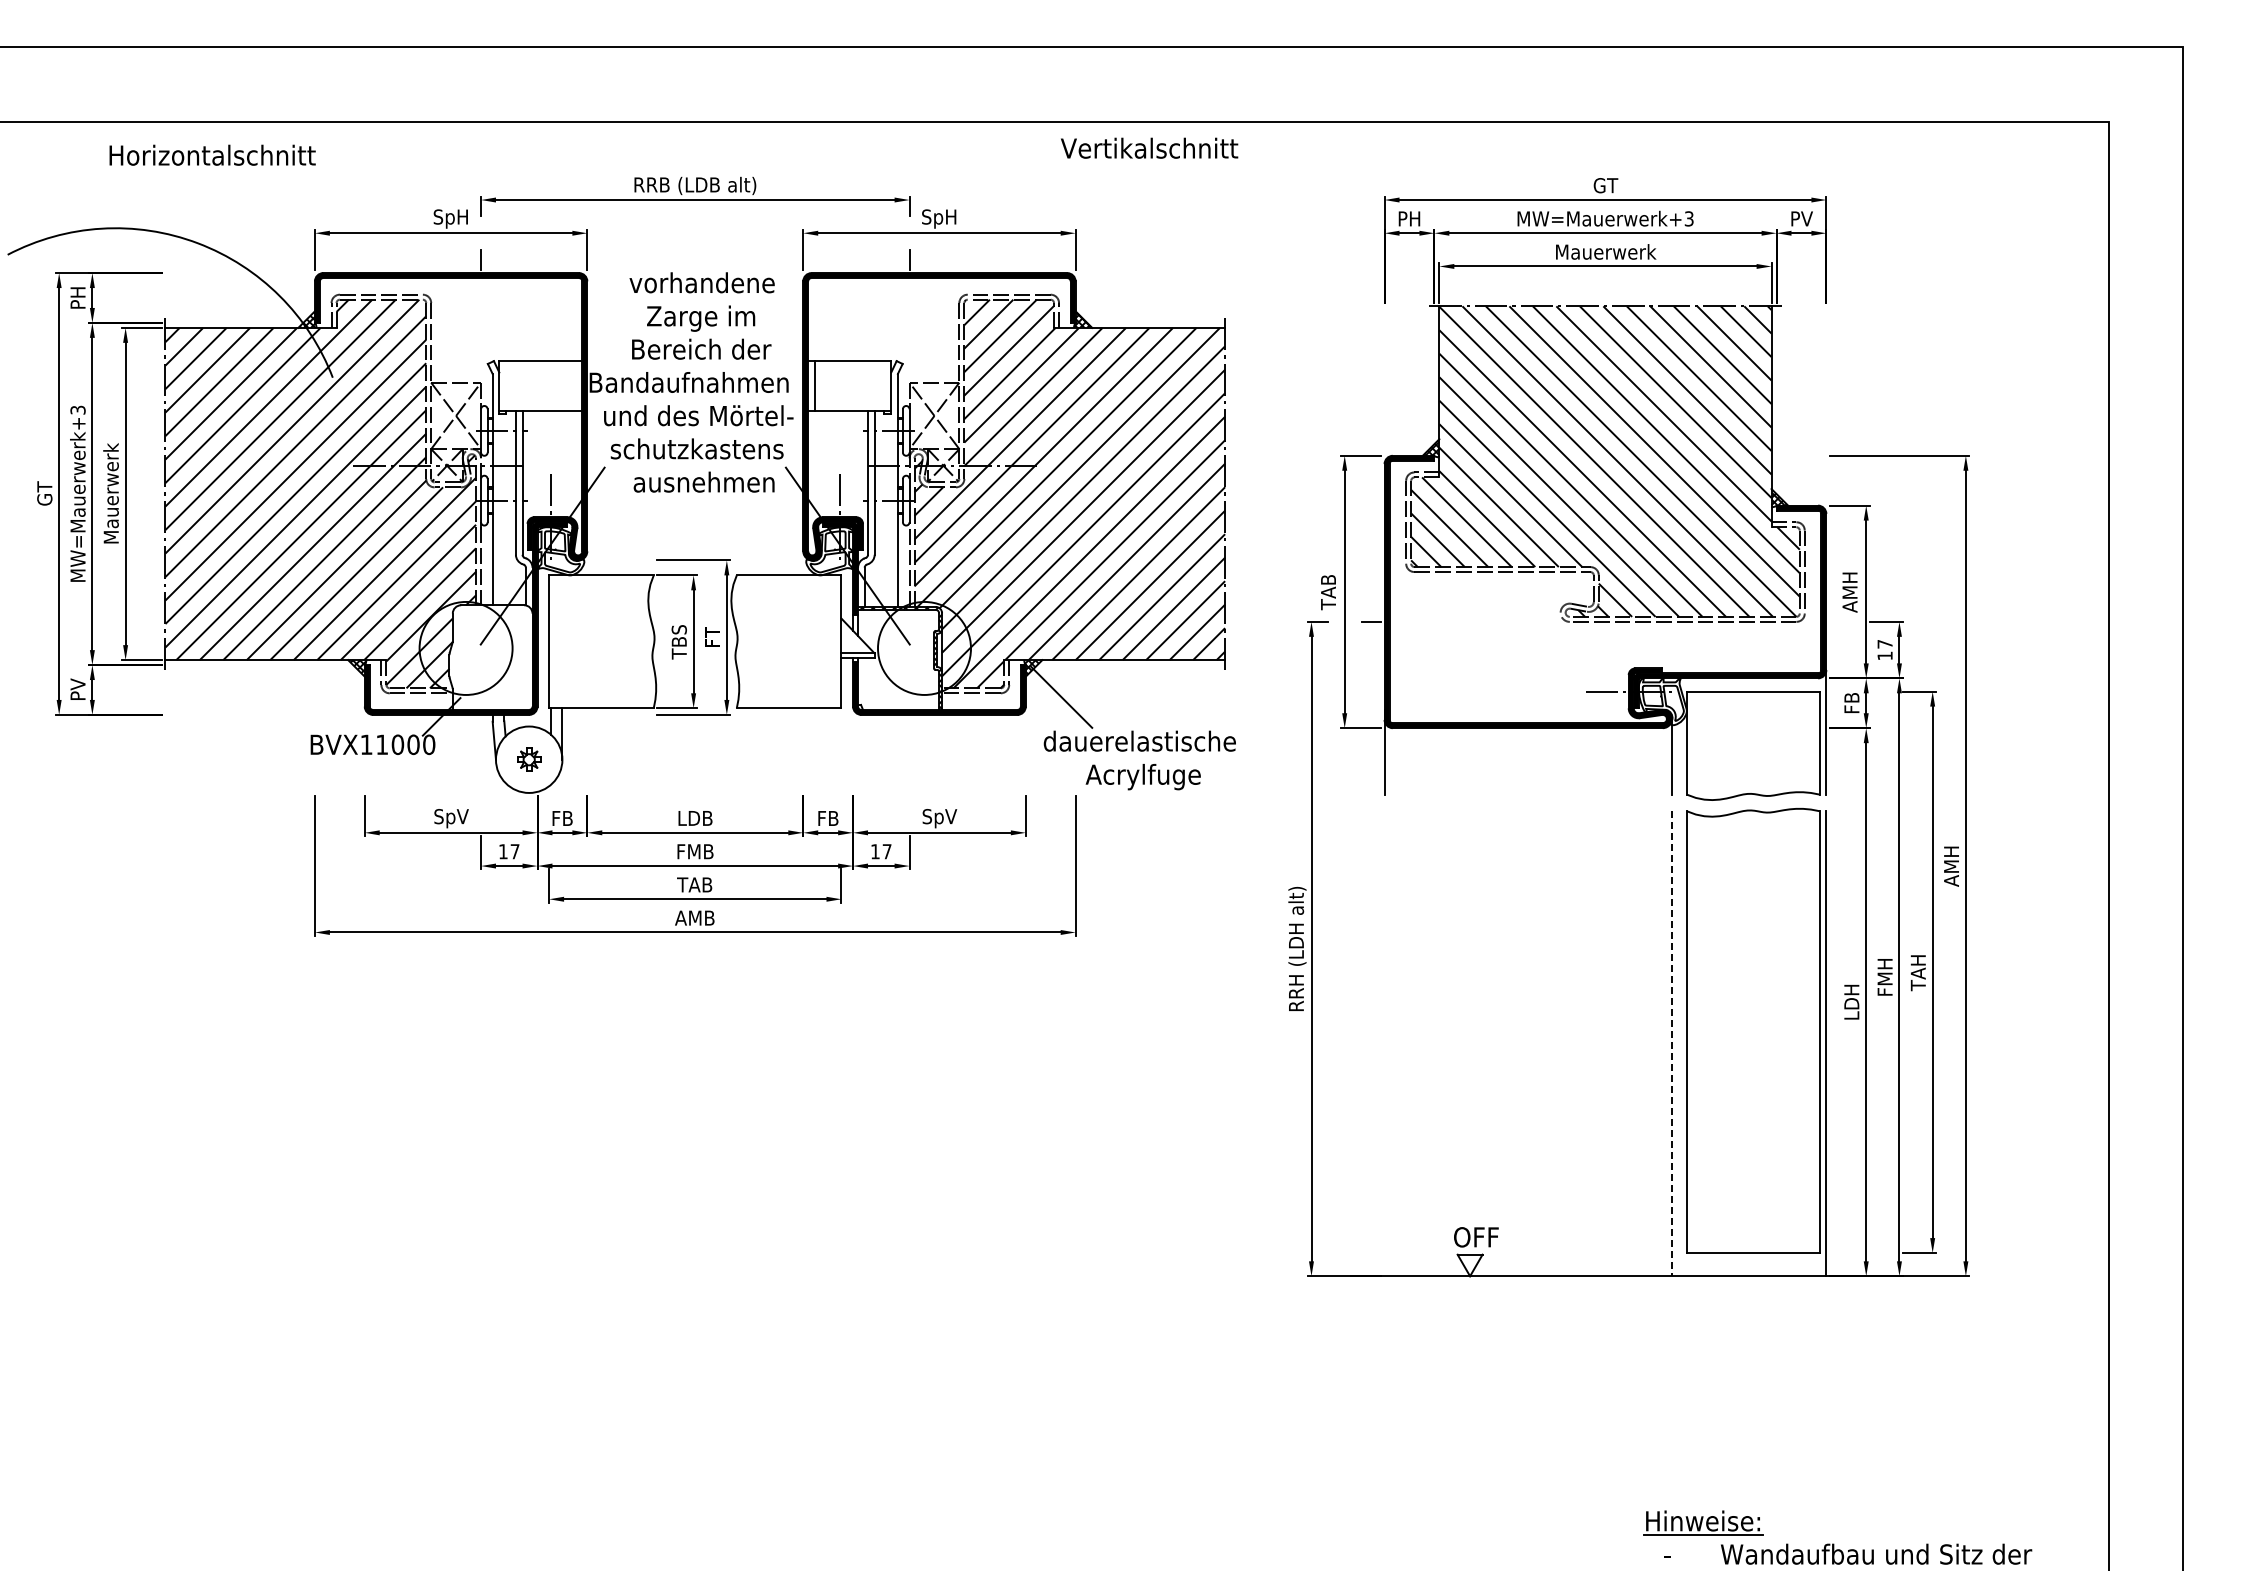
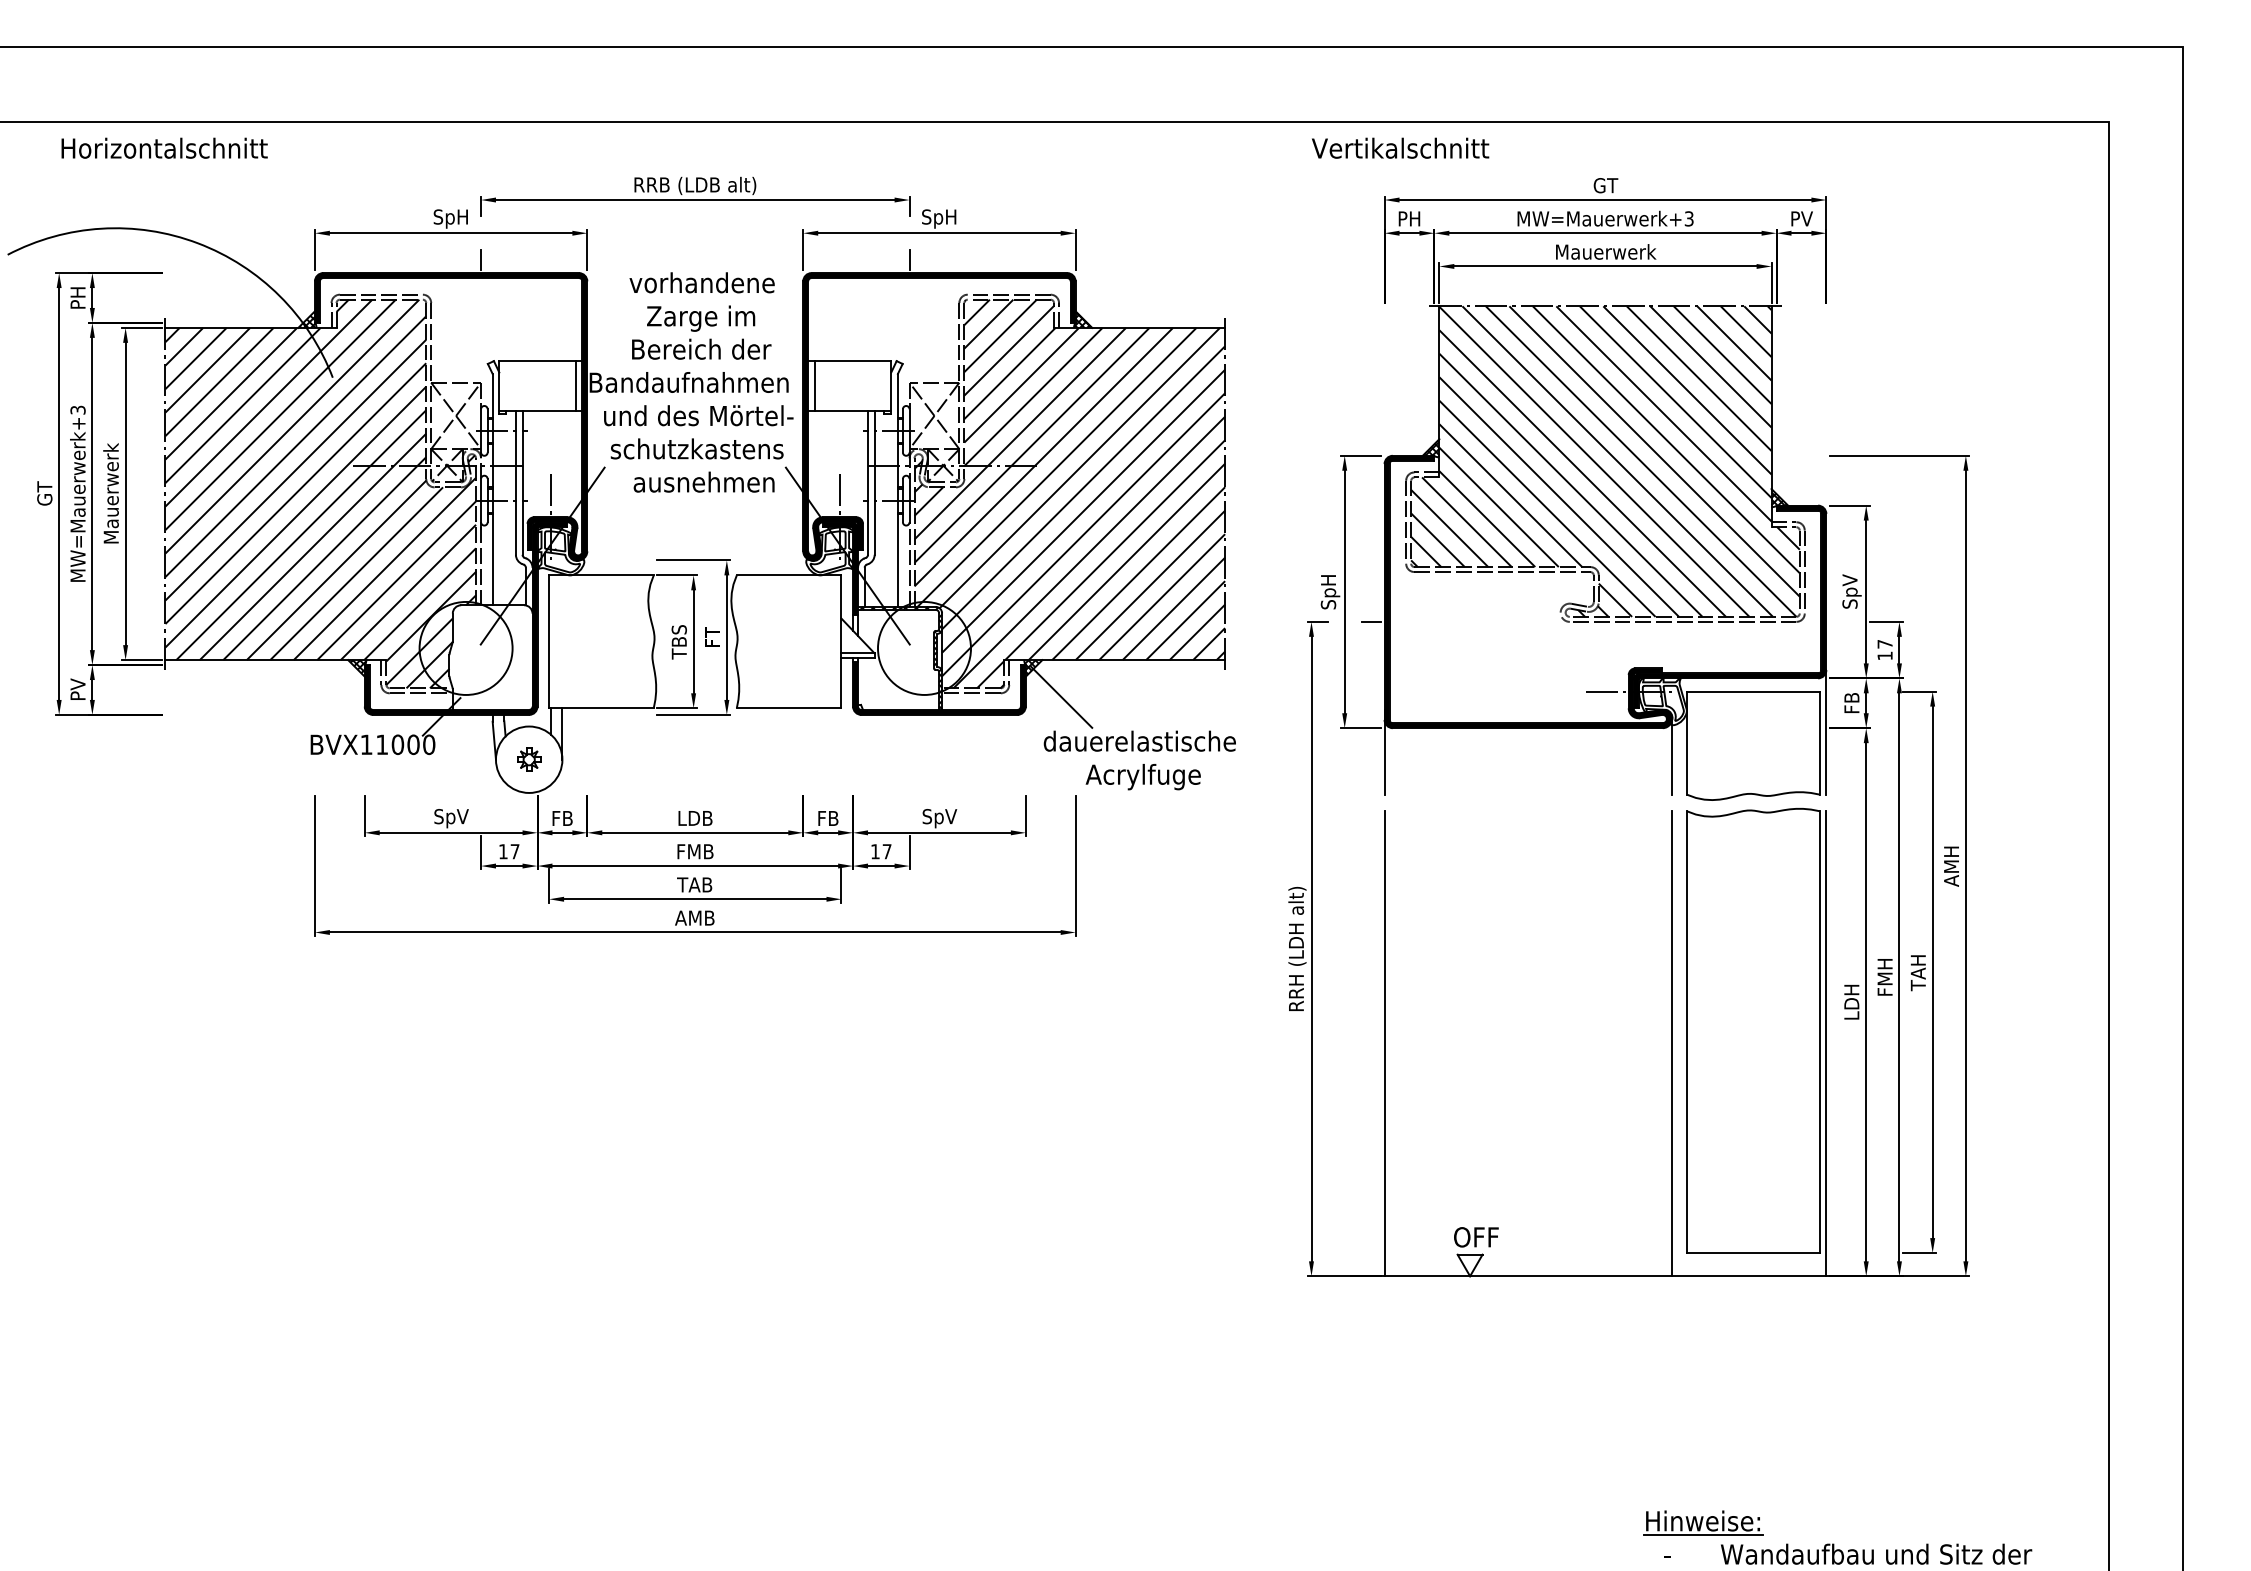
text position: (1149, 147) -> (1400, 147) (1400, 147)
text position: (212, 154) -> (164, 147) (164, 147)
line: none -> present (575, 385)
text: TAB -> SpH (1330, 592)
text: AMH -> SpV (1851, 592)
line: none -> present (1384, 1043)
line: dashed -> solid (1671, 1043)
